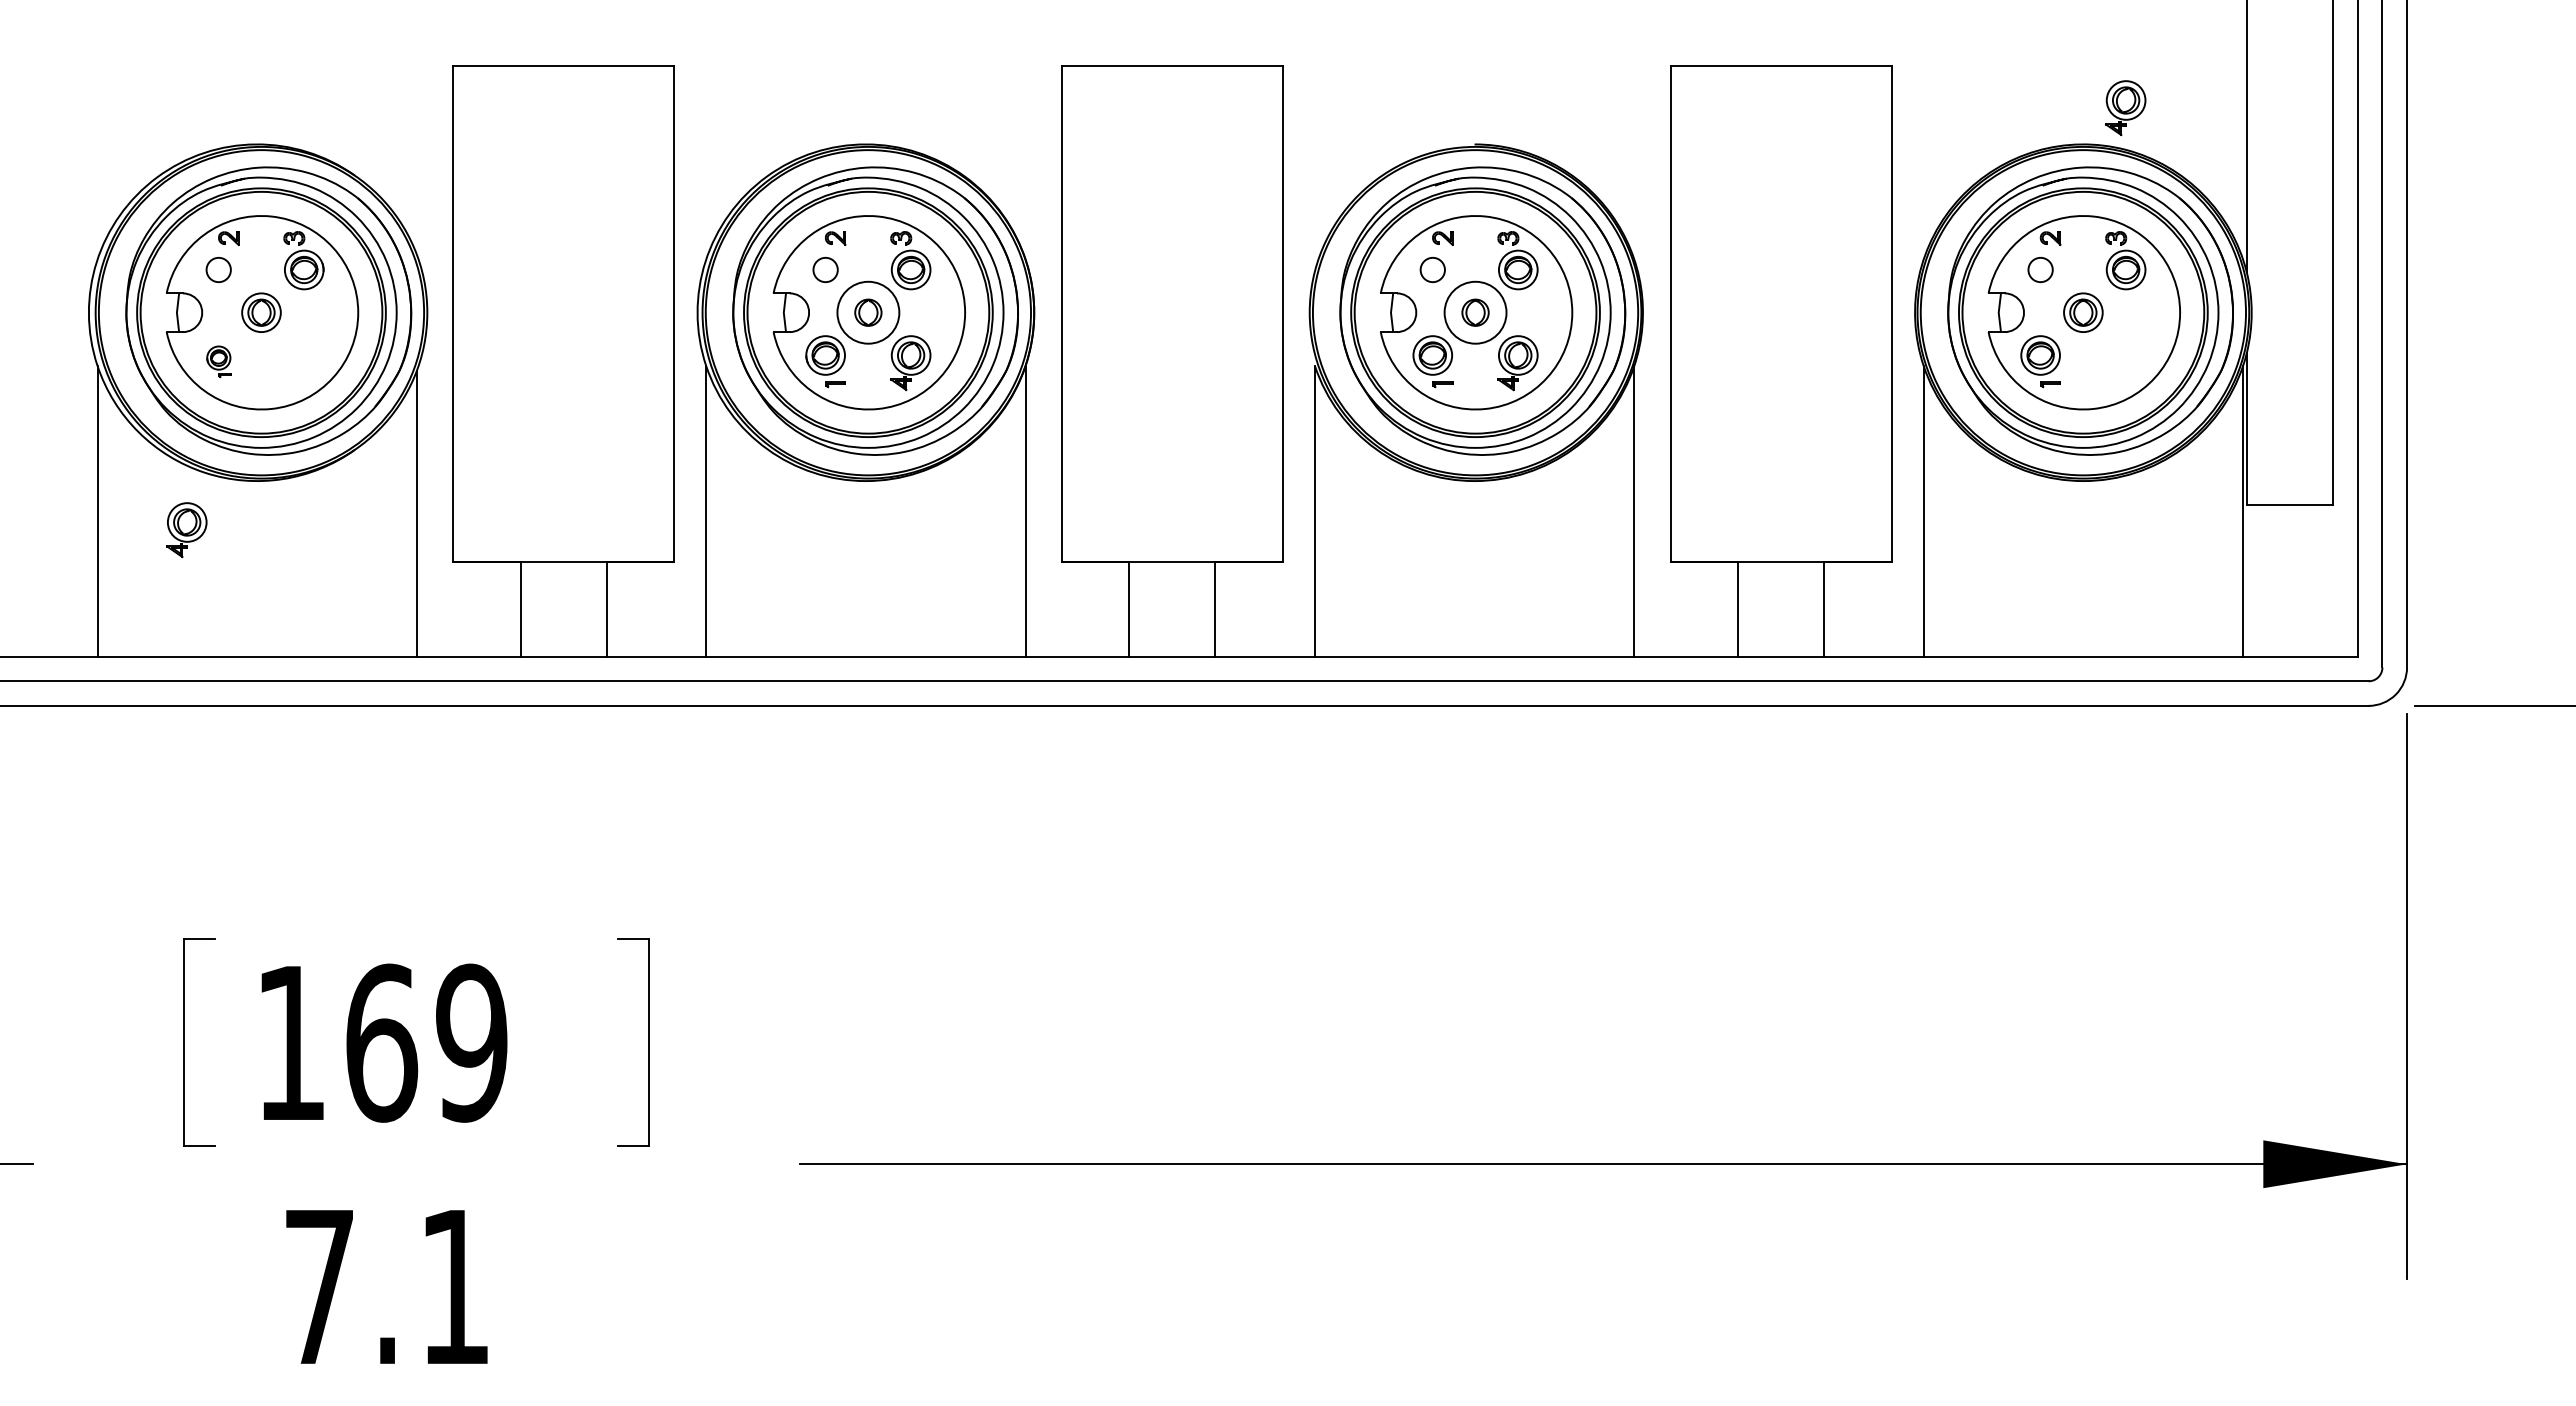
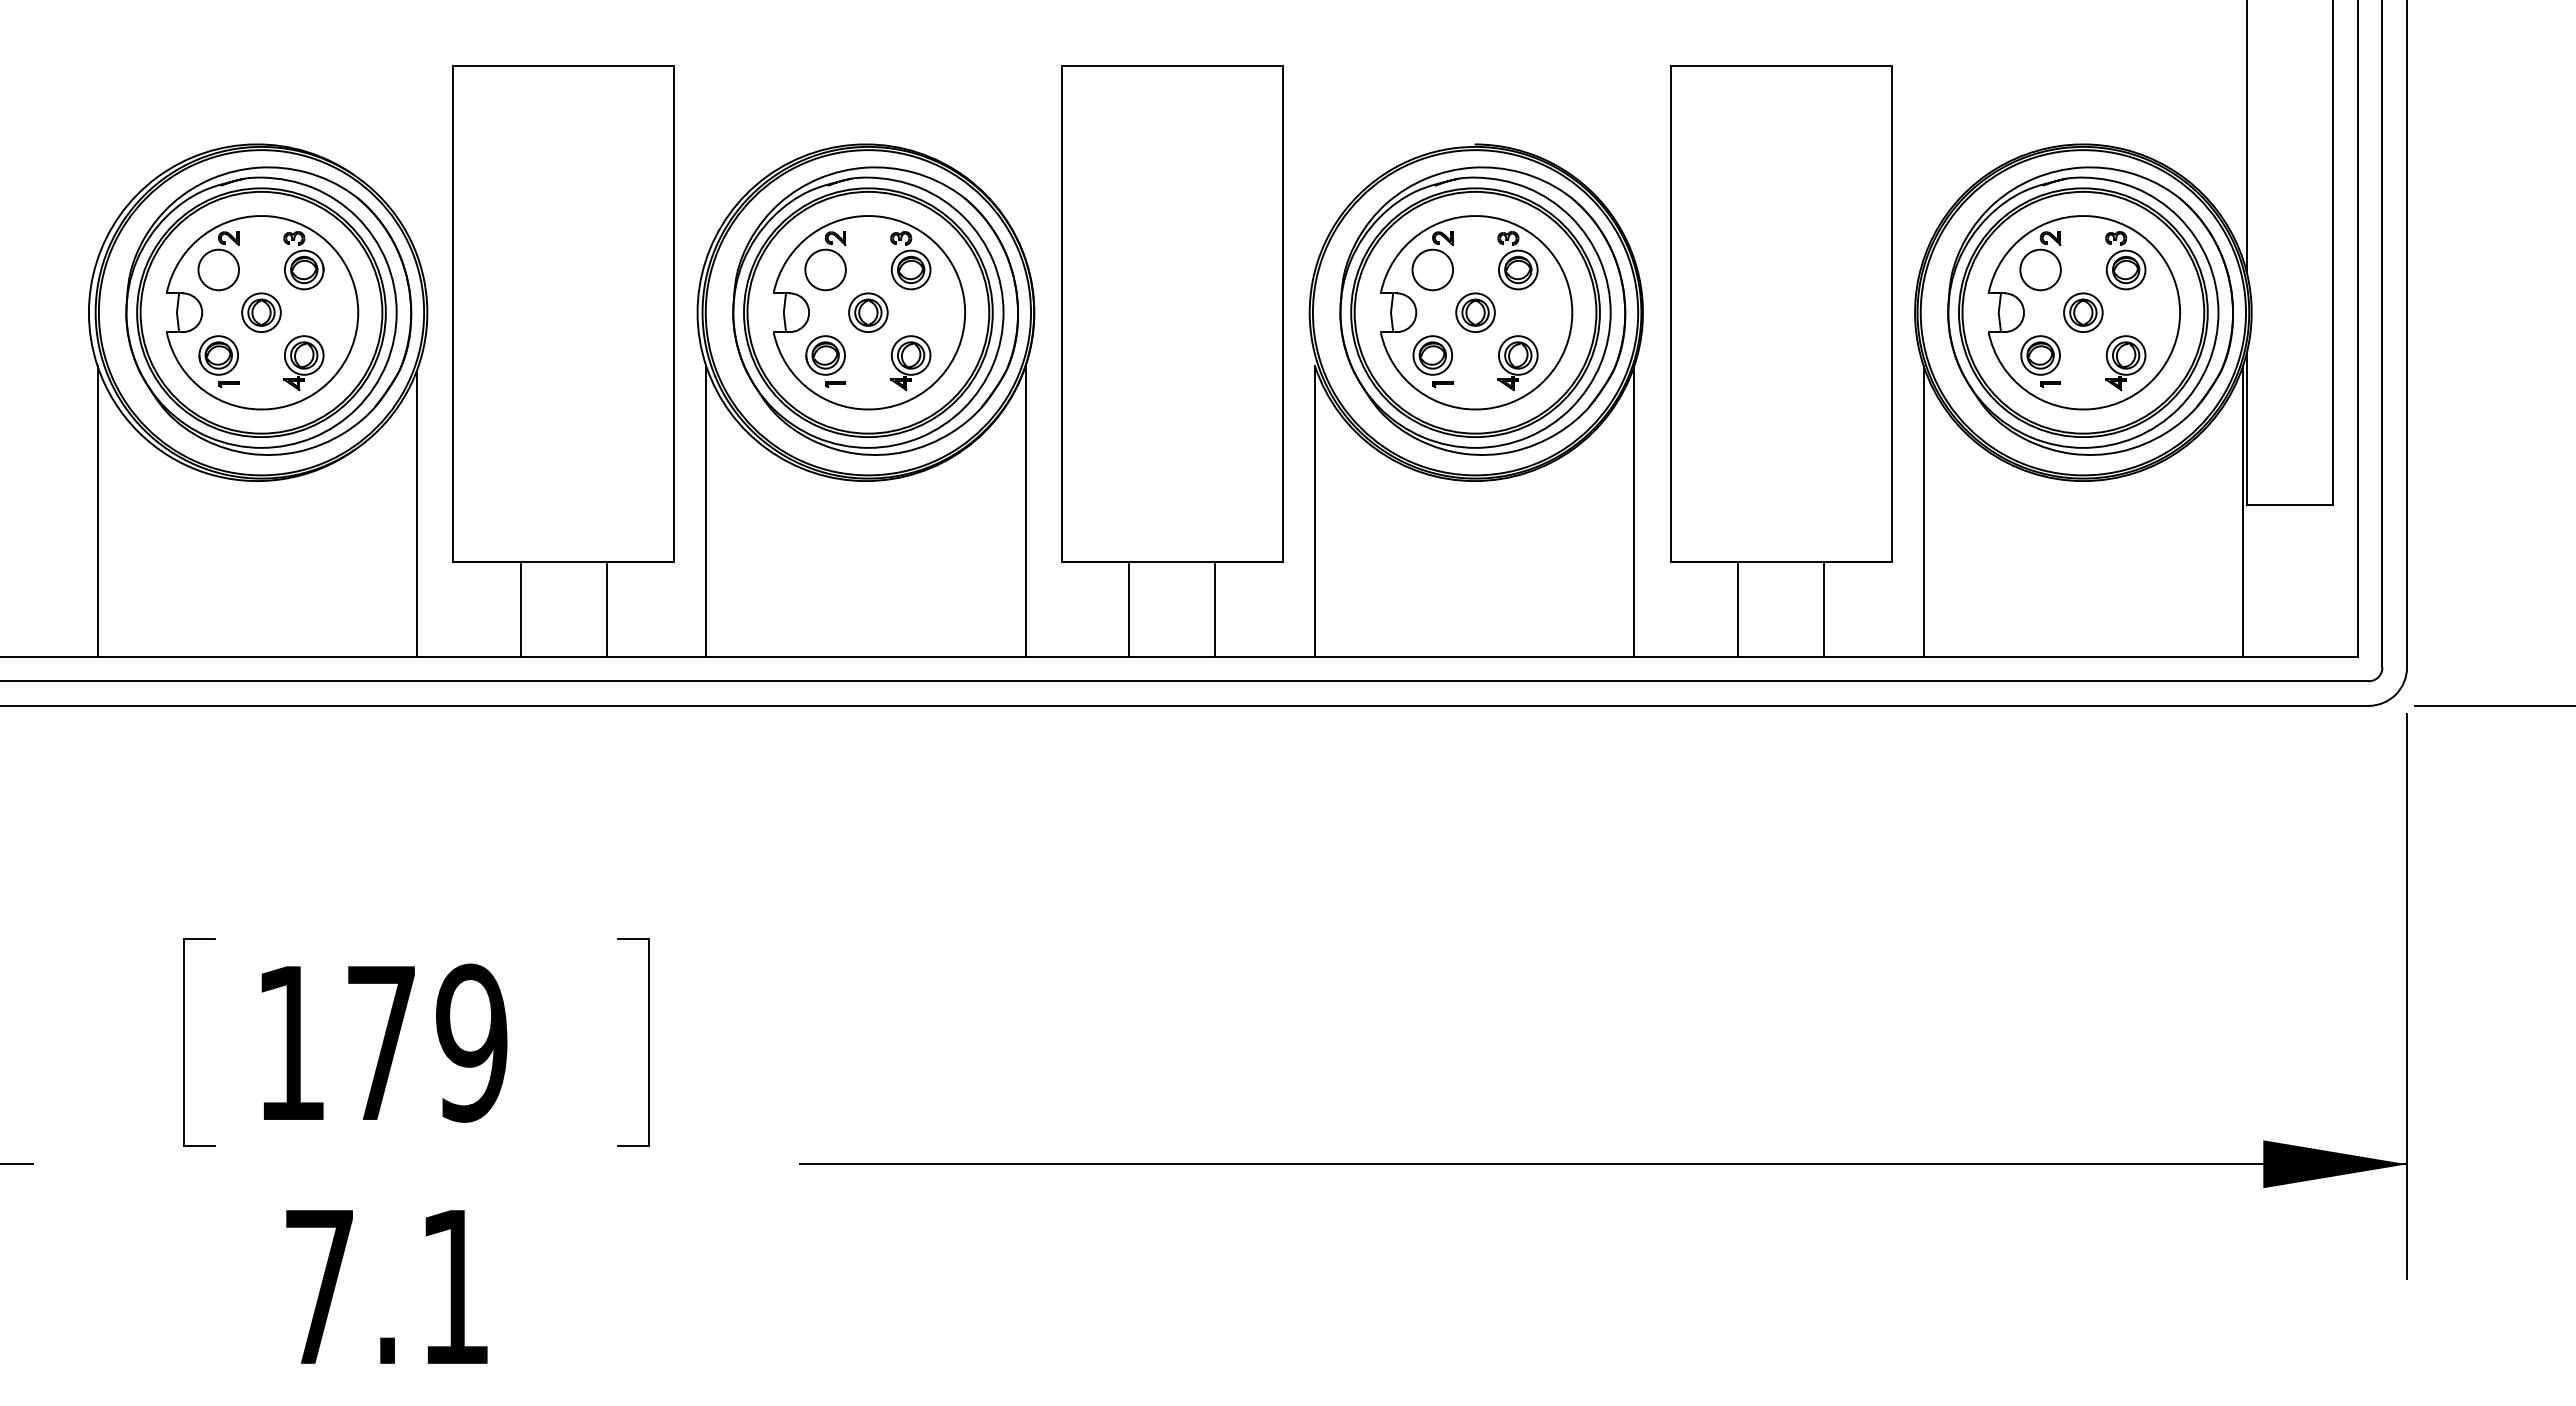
part position: (2125, 108) -> (2125, 363) (2125, 363)
circle diameter: 24 px -> 41 px (218, 269)
circle diameter: 24 px -> 41 px (825, 269)
circle diameter: 24 px -> 41 px (1432, 269)
circle diameter: 24 px -> 41 px (2040, 269)
circle diameter: 62 px -> 39 px (868, 312)
circle diameter: 62 px -> 39 px (1475, 312)
part size: 26x34 px -> 42x54 px (218, 361)
part position: (186, 530) -> (303, 363) (303, 363)
text: 169 -> 179 (382, 1042)
